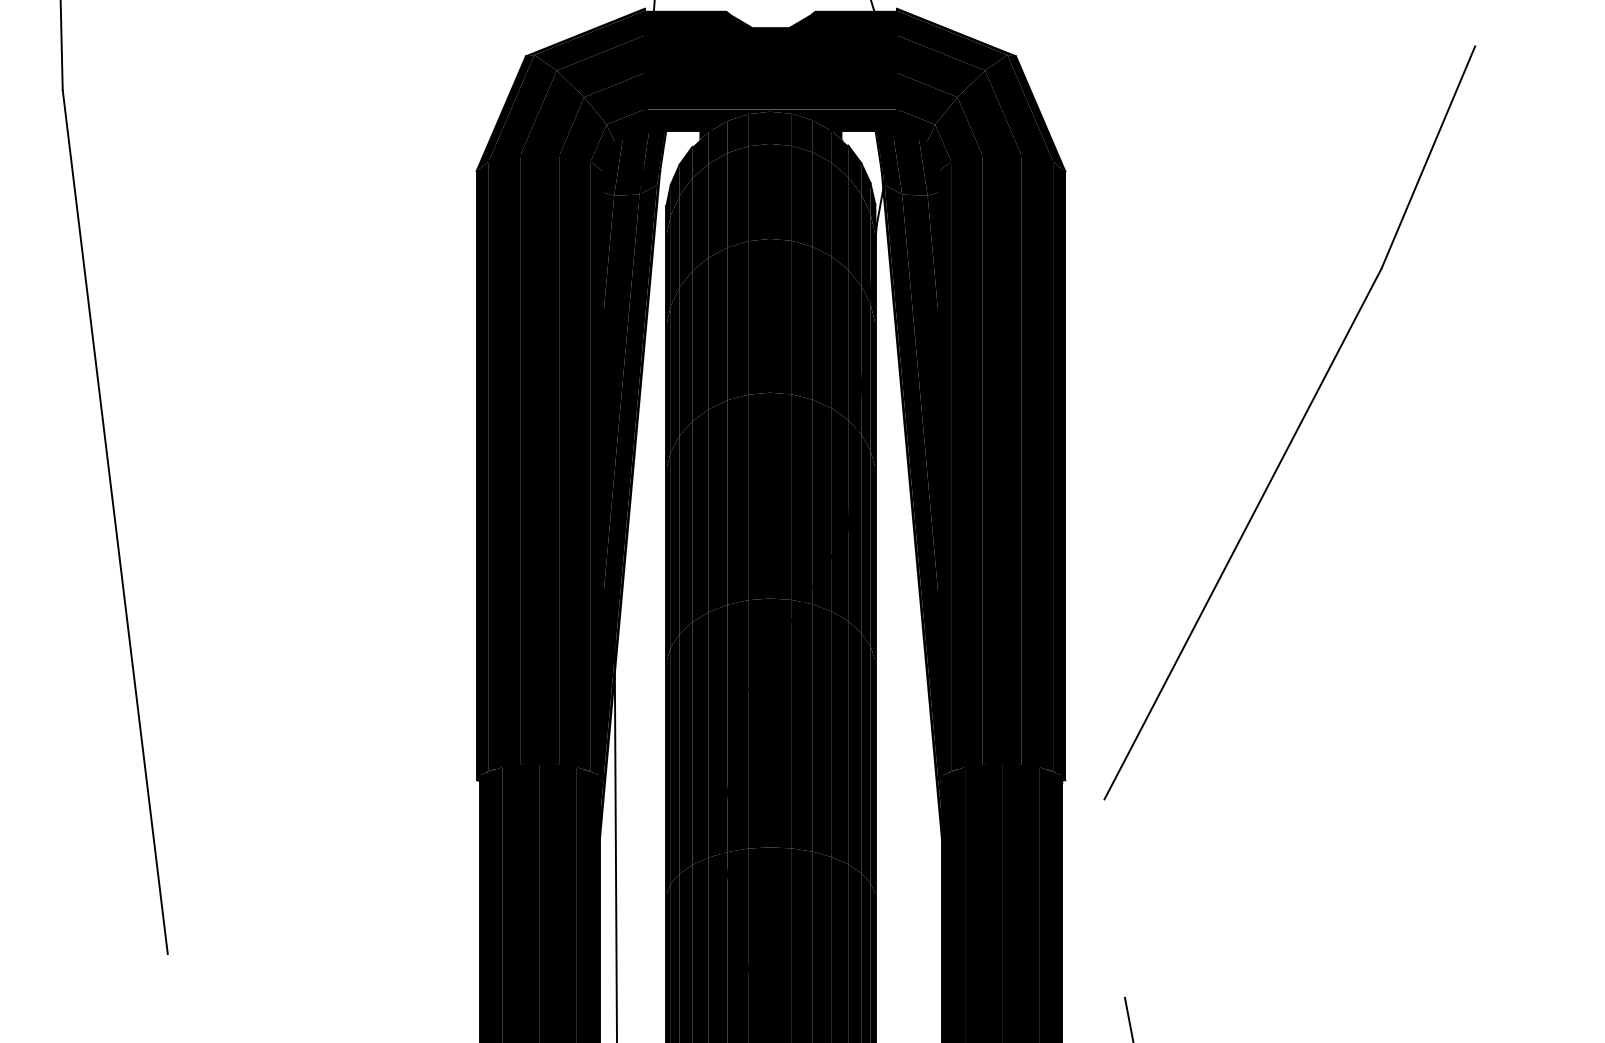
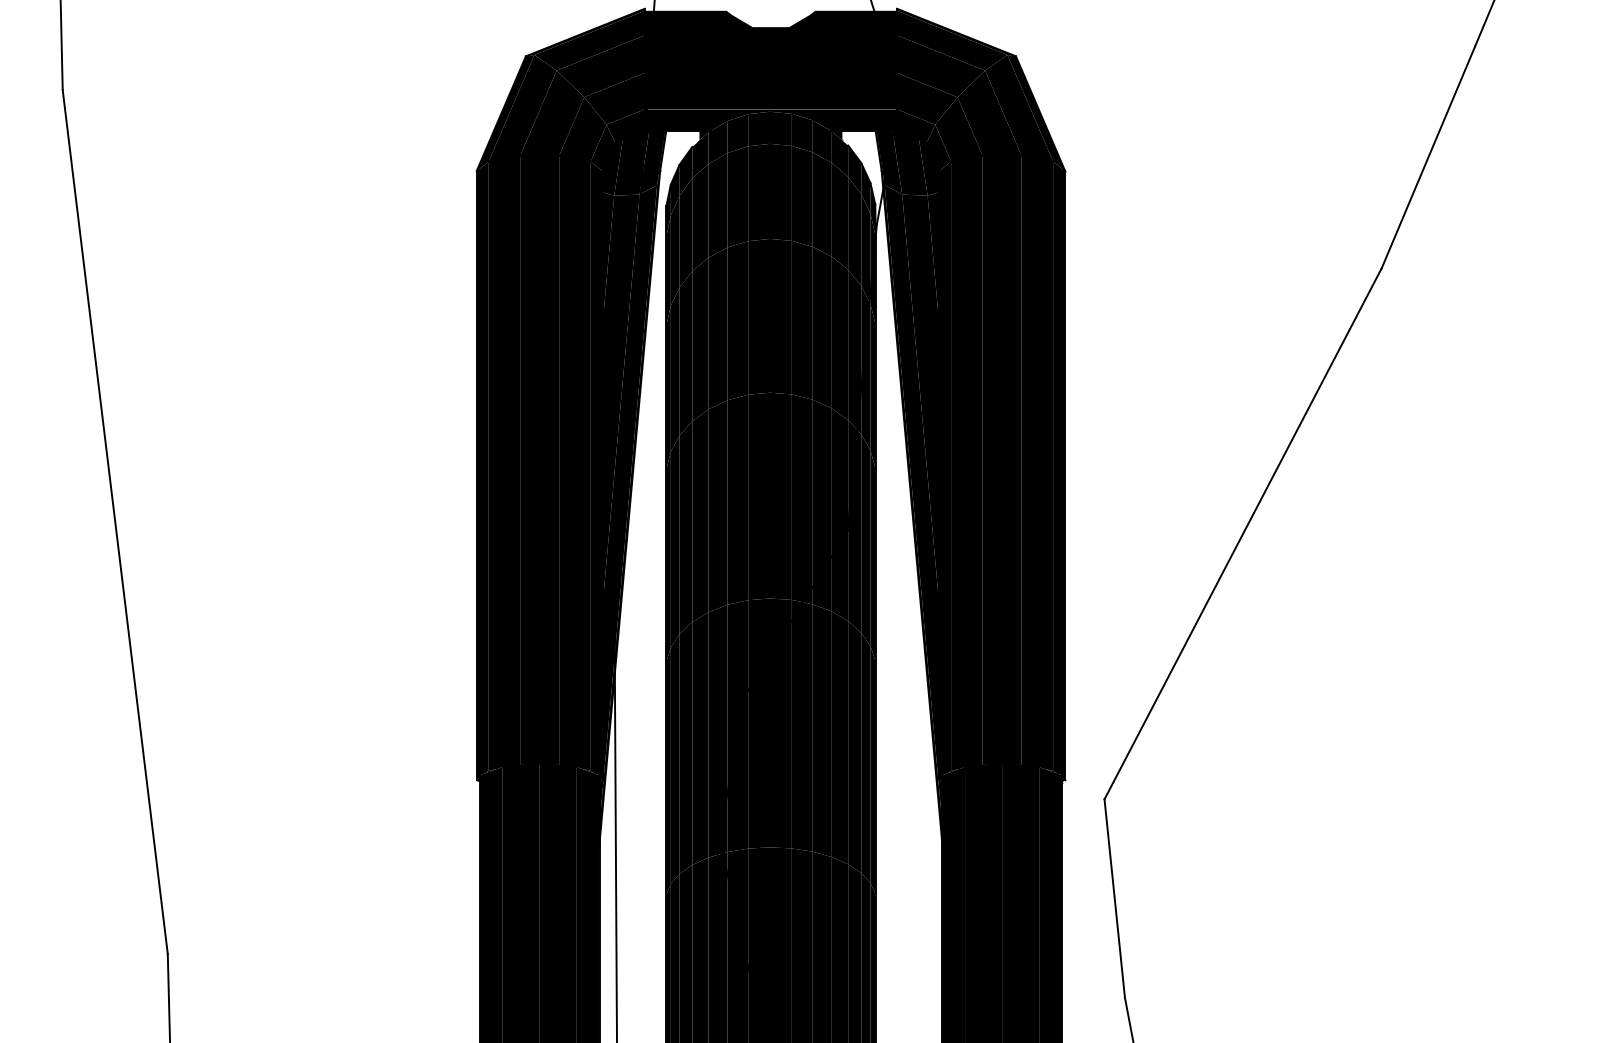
line: none -> present (1484, 24)
line: none -> present (1114, 898)
line: none -> present (168, 996)
